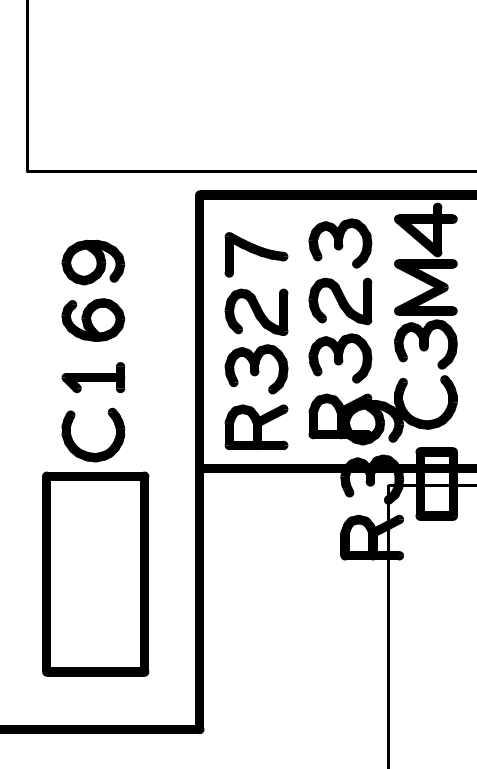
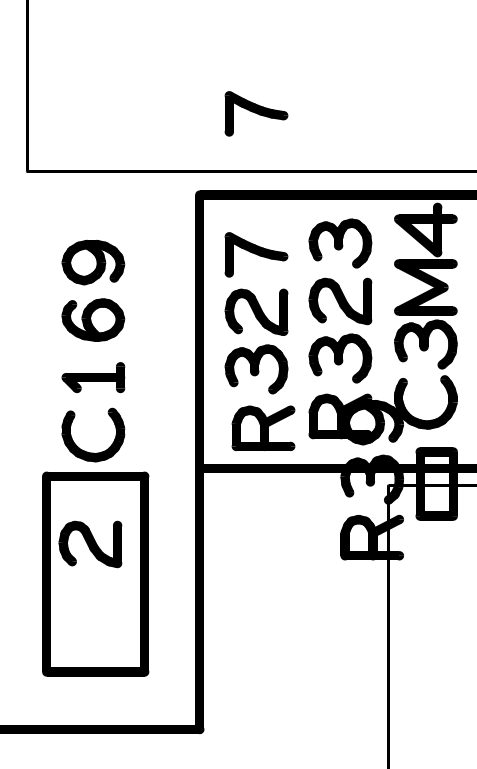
part: none -> present (256, 113)
part position: (256, 426) -> (263, 427) (263, 427)
part: none -> present (90, 544)
